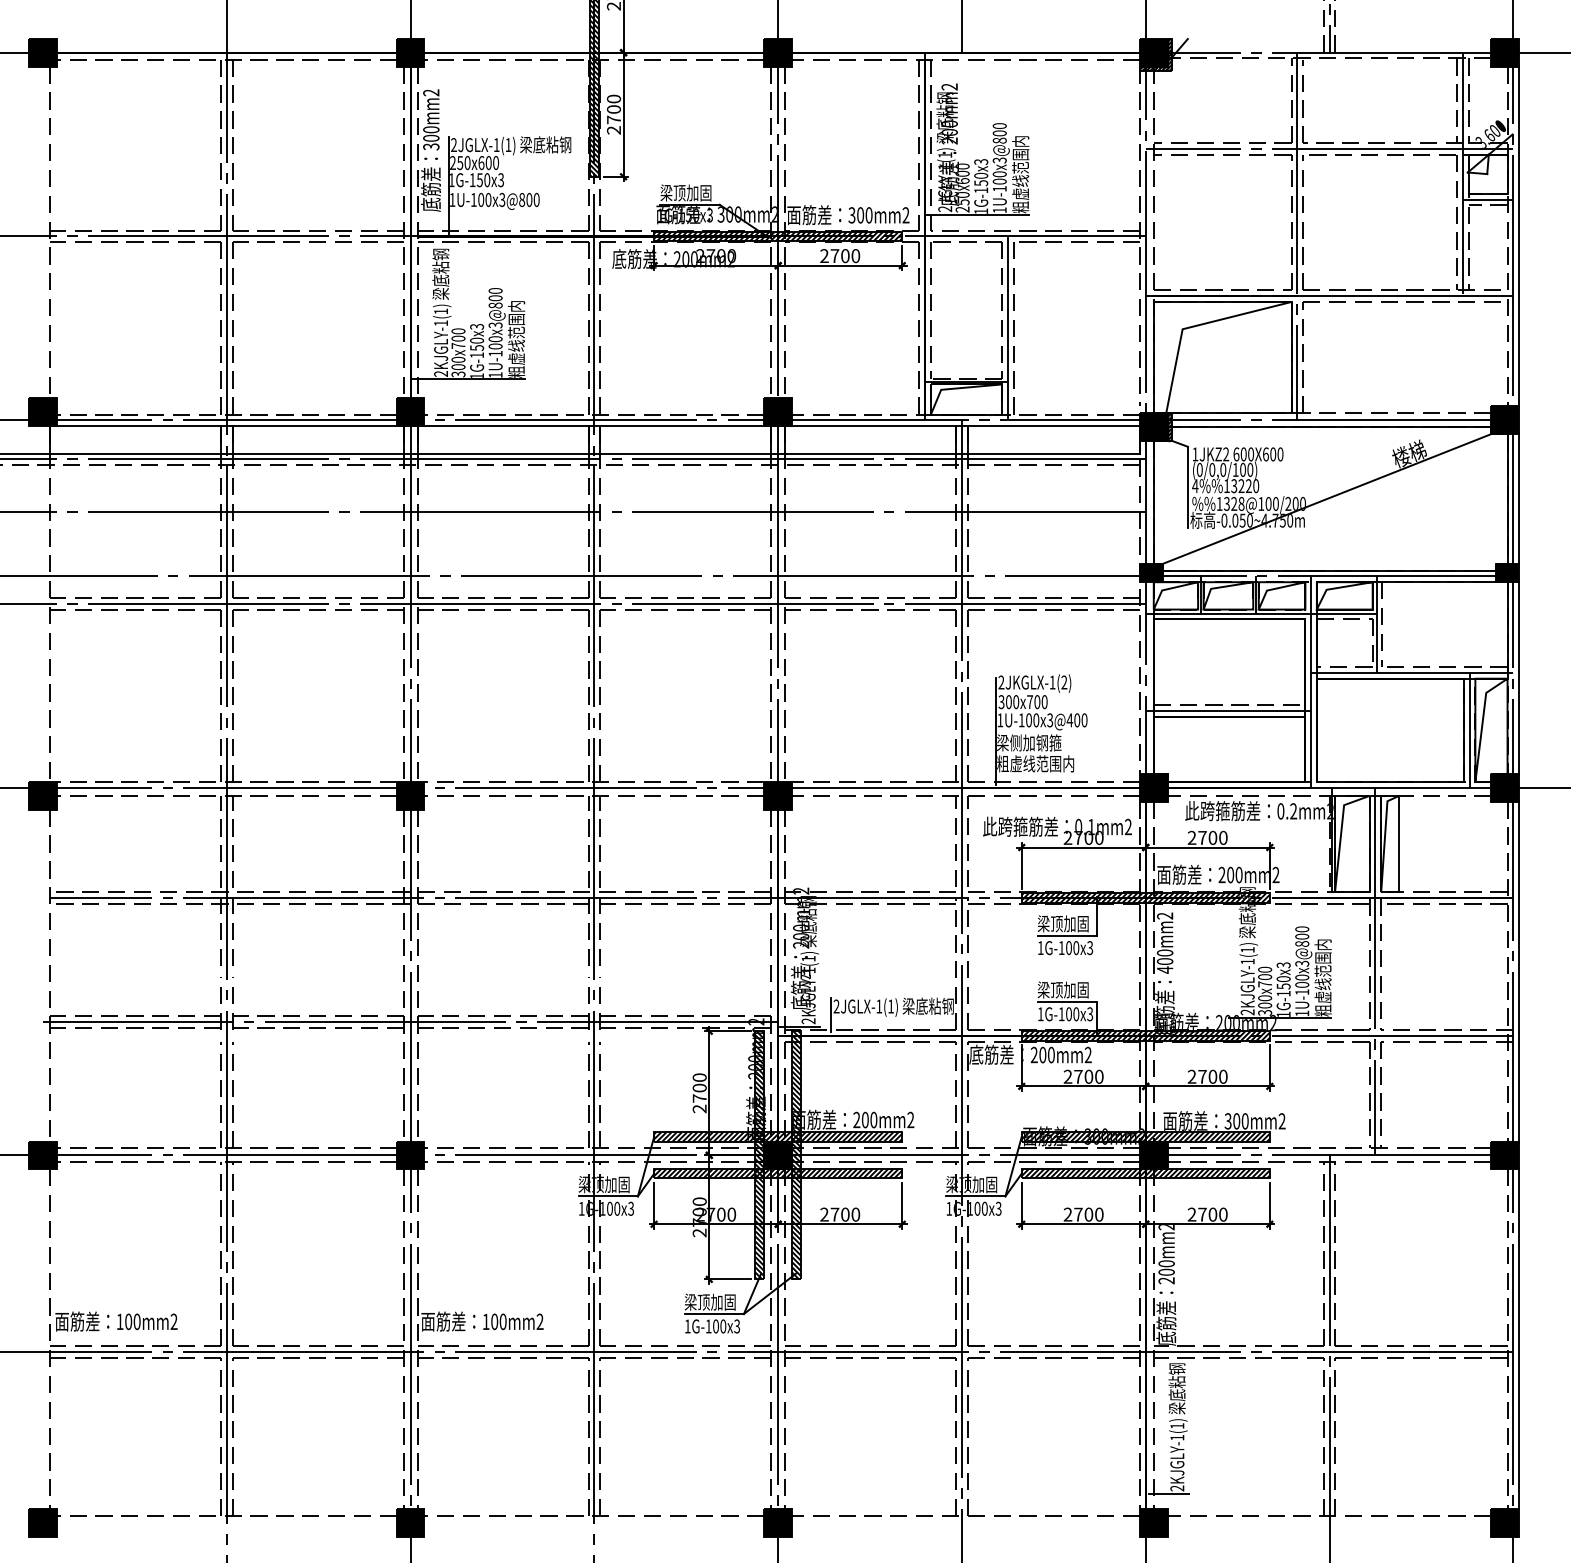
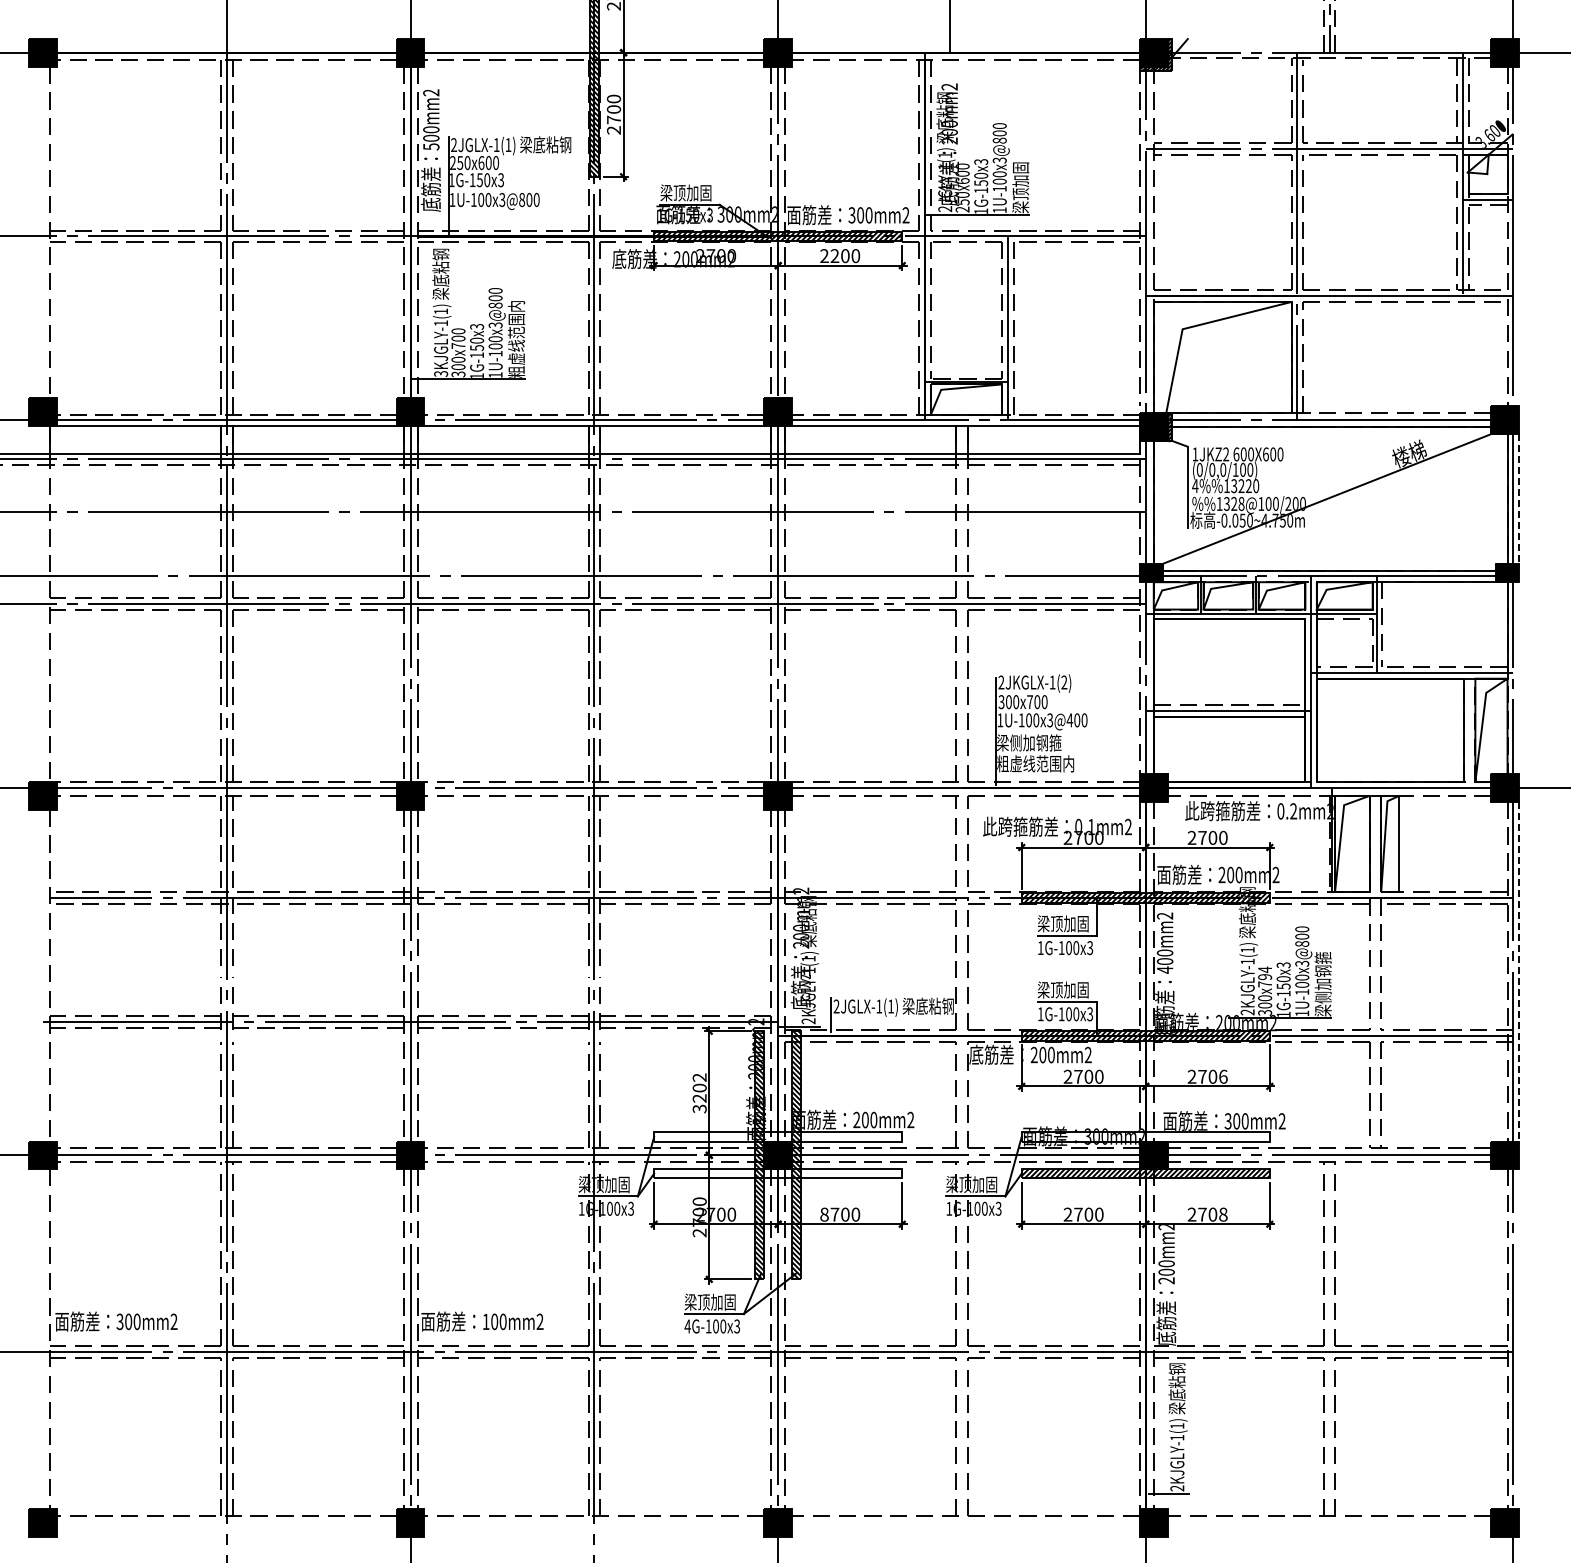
line position: (961, 27) -> (949, 27) (949, 27)
text: 300mm2 -> 500mm2 (430, 146)
text: 粗虚线范围内 -> 梁顶加固 (1020, 174)
line: present -> none (1519, 236)
text: 2700 -> 2200 (834, 255)
text: 2KJGLY-1(1) -> 3KJGLY-1(1) (441, 373)
line: solid -> dashed (1519, 498)
line: present -> none (1519, 678)
line: present -> none (1469, 729)
line: present -> none (1375, 971)
line: solid -> dashed (1519, 971)
text: 300x700 -> 300x794 (1265, 973)
text: 粗虚线范围内 -> 梁侧加钢箍 (1322, 977)
line: present -> none (961, 989)
text: 2700 -> 2706 (1223, 1076)
text: 2700 -> 3202 (699, 1093)
hatch: present -> none (778, 1136)
hatch: present -> none (1145, 1136)
hatch: present -> none (778, 1173)
text: 2700 -> 8700 (824, 1214)
text: 2700 -> 2708 (1223, 1214)
text: 100mm2 -> 300mm2 (119, 1321)
text: 1G-100x3 -> 4G-100x3 (687, 1326)
line: present -> none (1519, 1339)
line: present -> none (1329, 1357)
